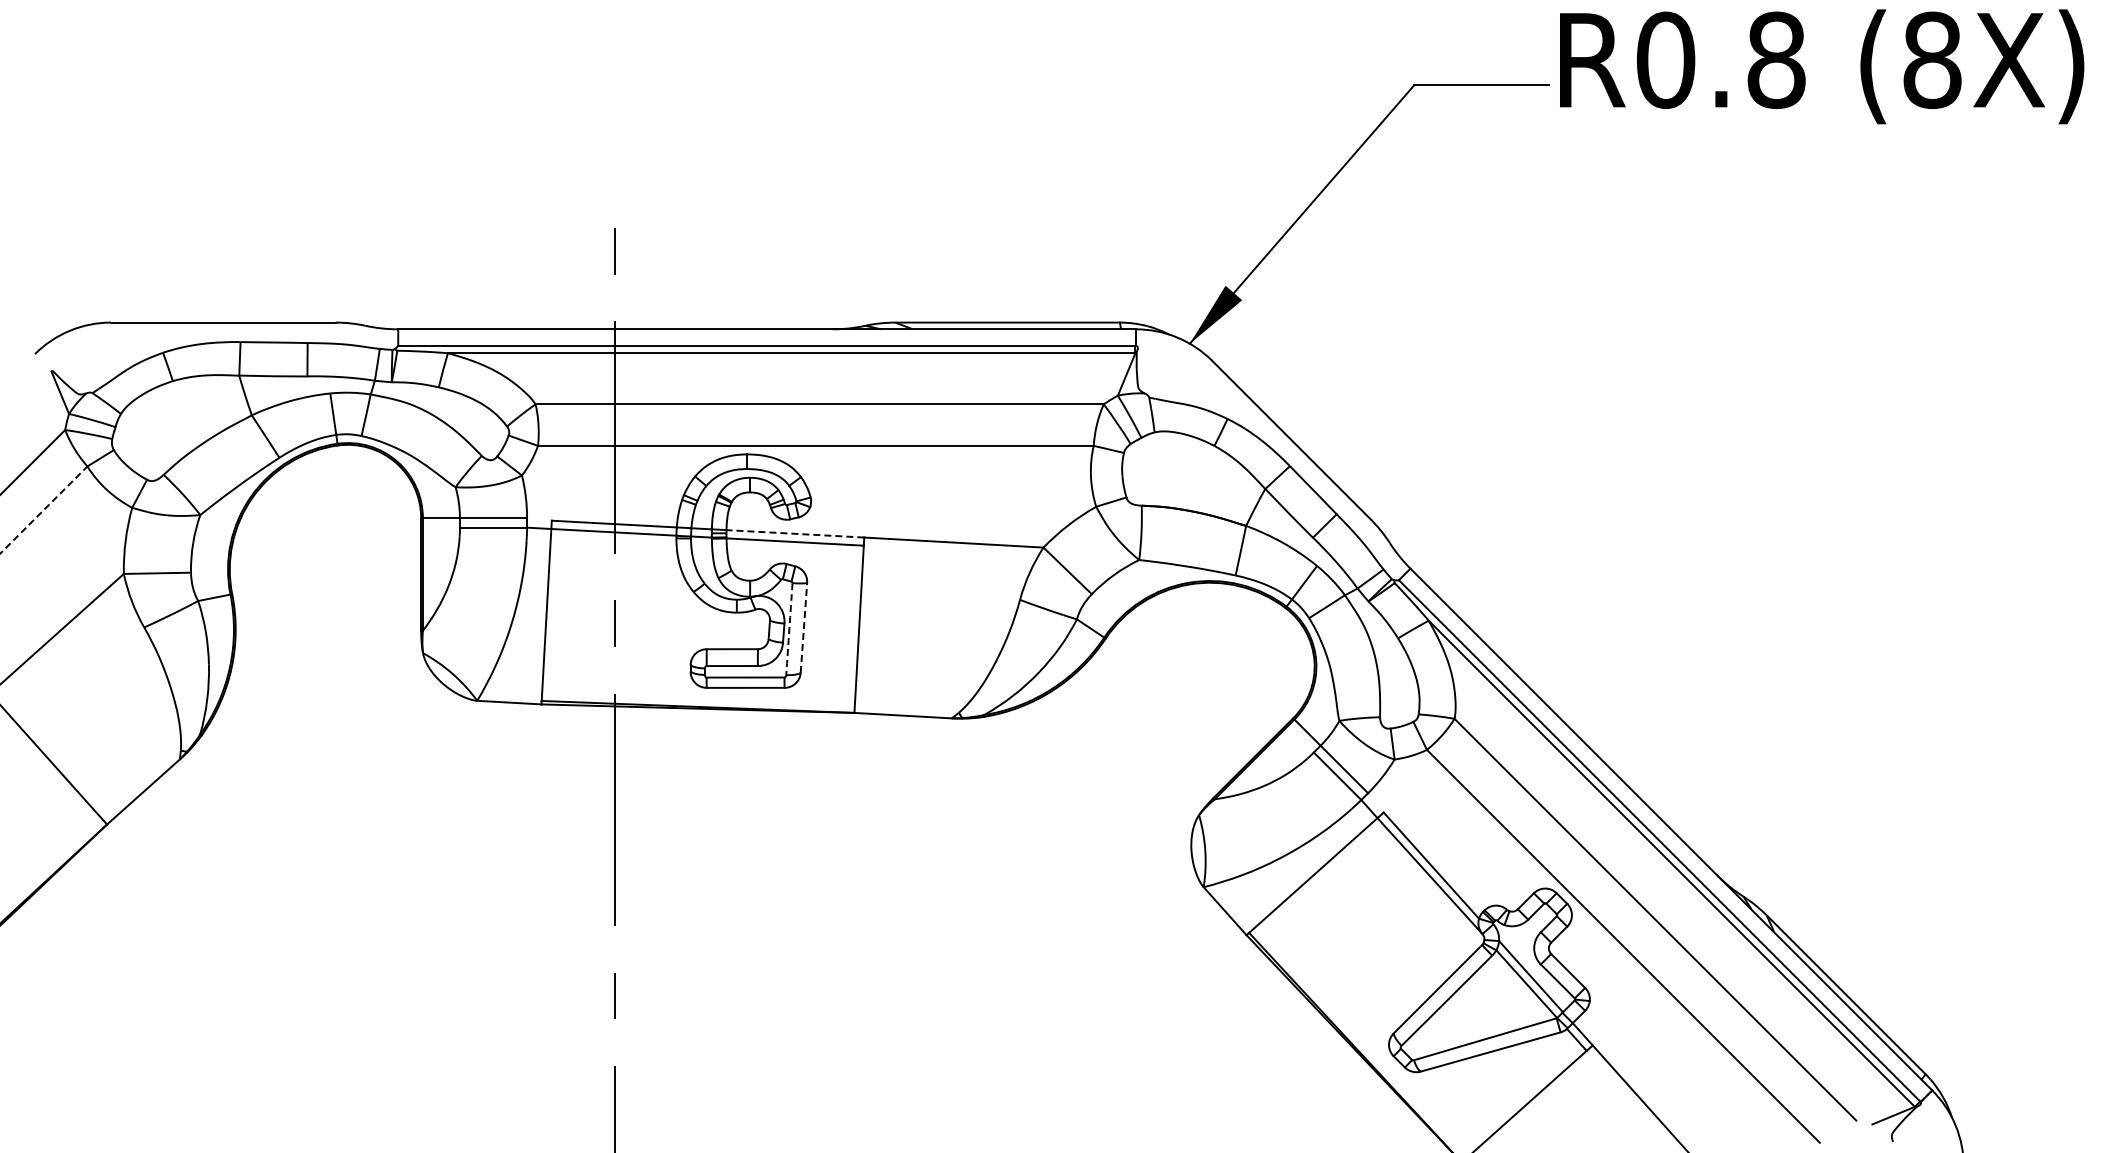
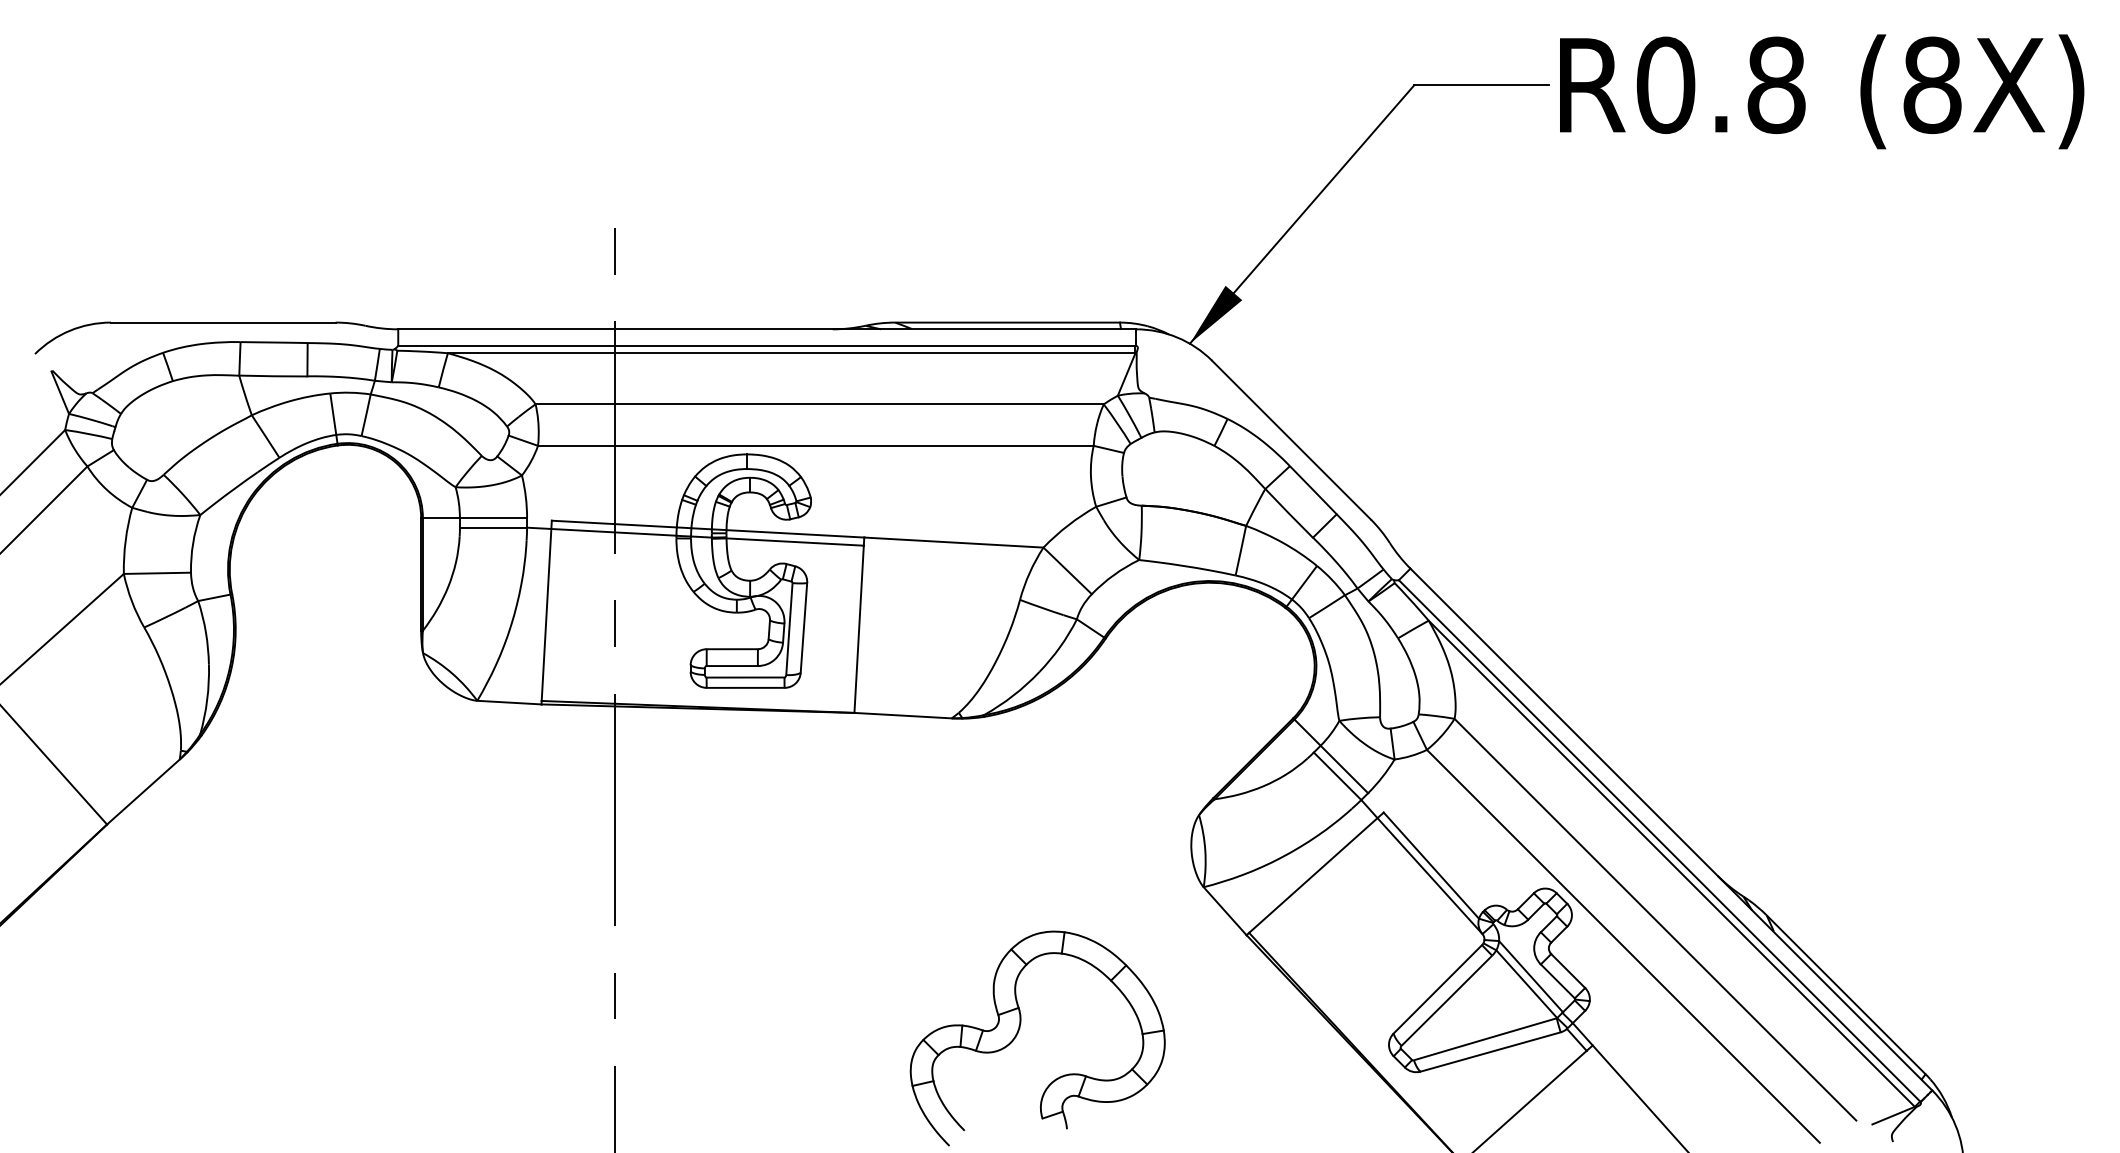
text position: (1822, 66) -> (1822, 91) (1822, 91)
line: dashed -> solid (44, 509)
line: dashed -> solid (795, 533)
line: dashed -> solid (803, 627)
arc: dashed -> solid (789, 629)
part: none -> present (1019, 1031)
